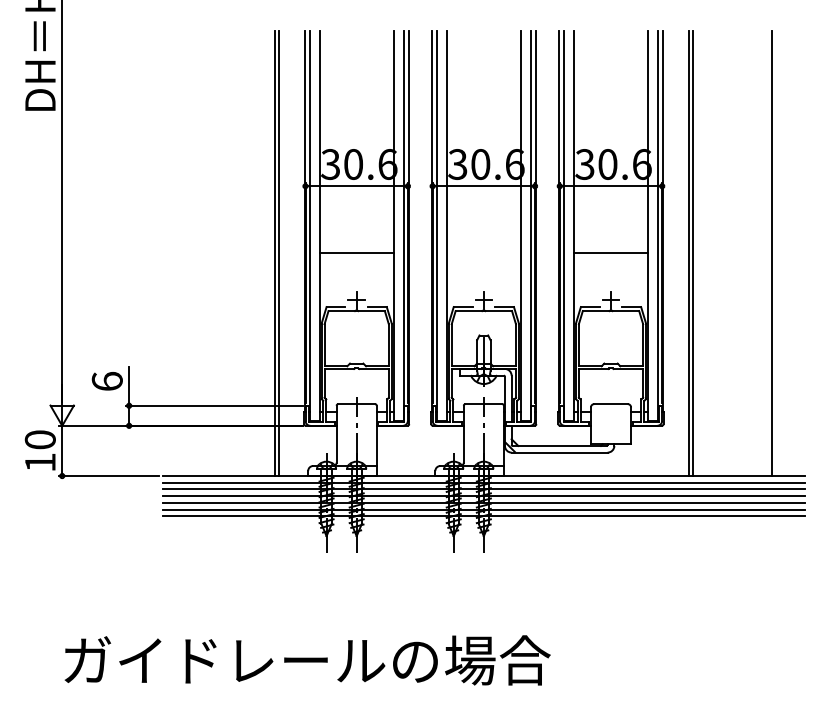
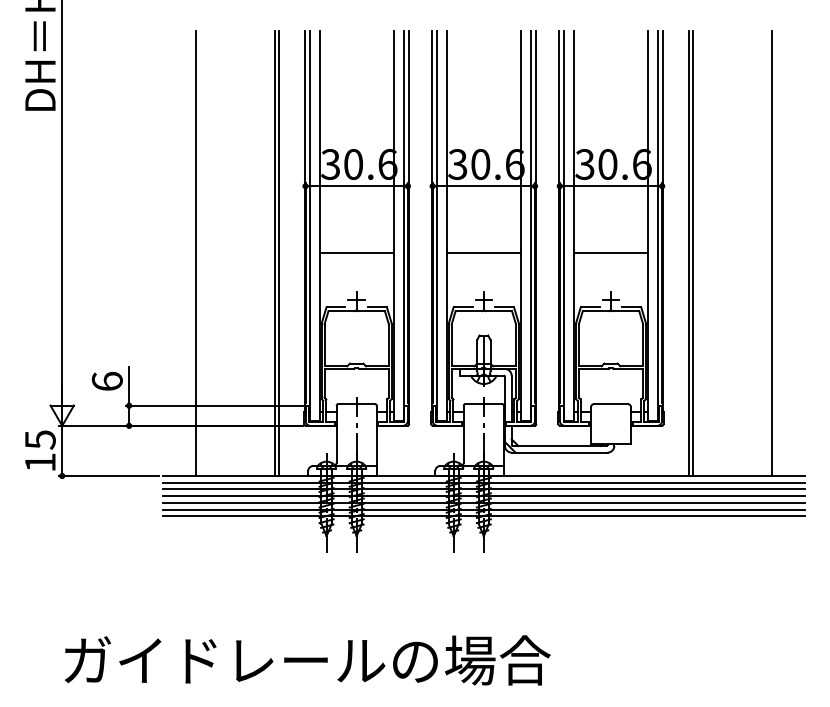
line: none -> present (196, 253)
line: none -> present (483, 253)
text: 10 -> 15 (39, 439)
